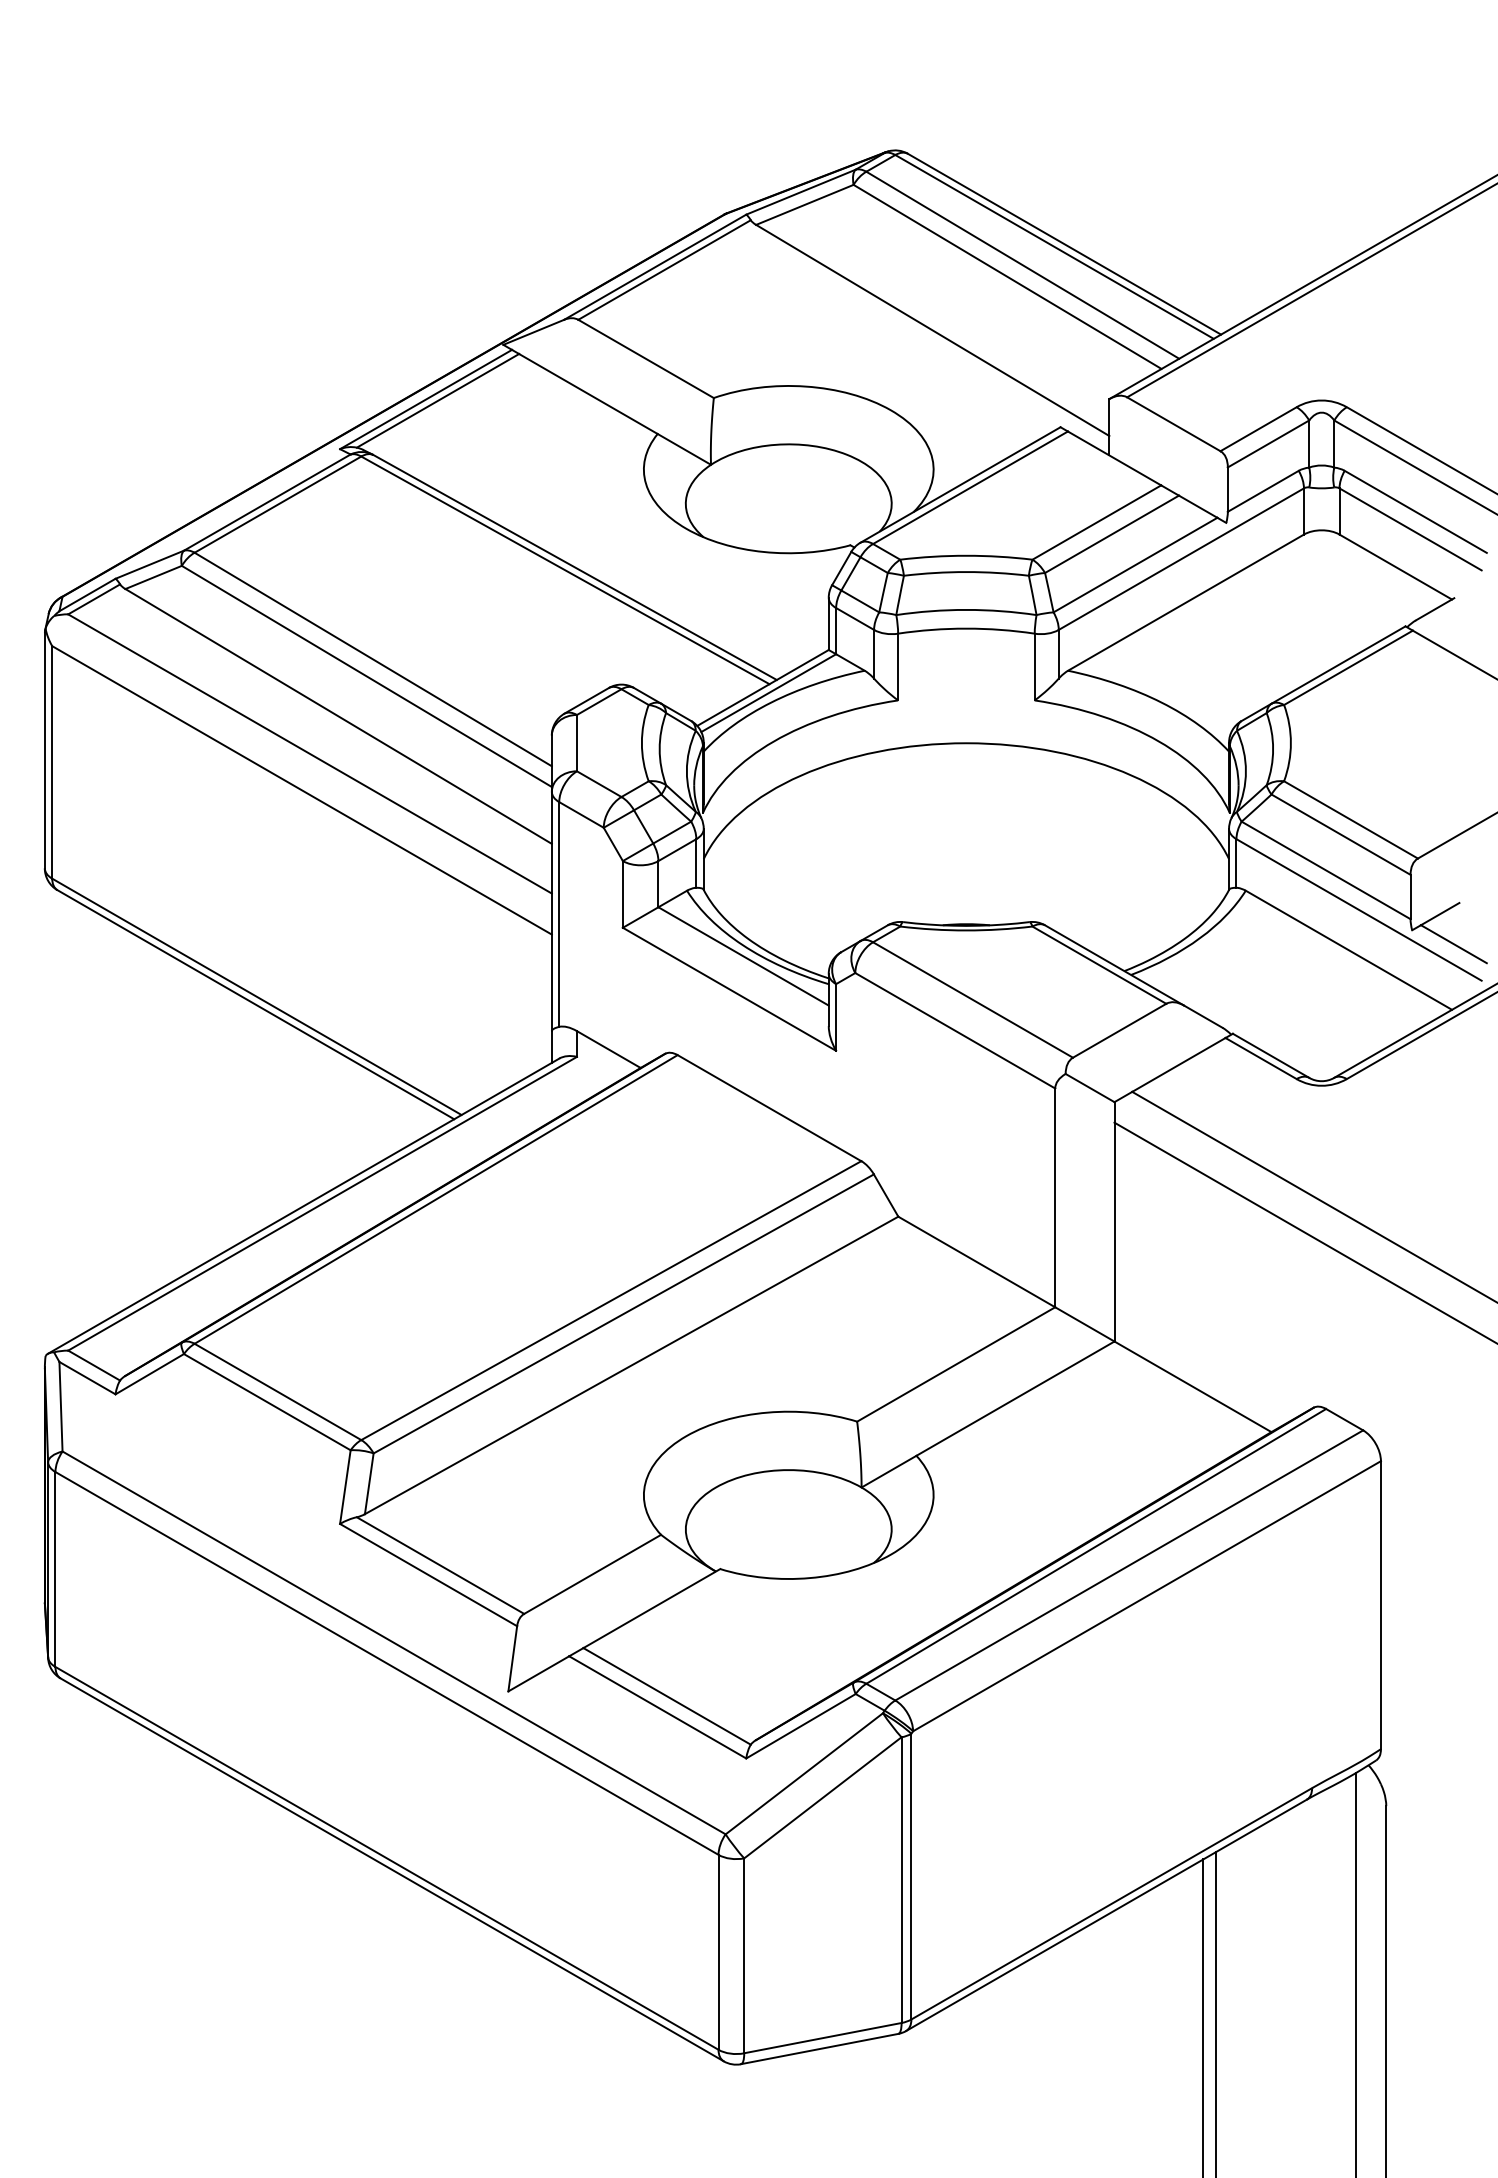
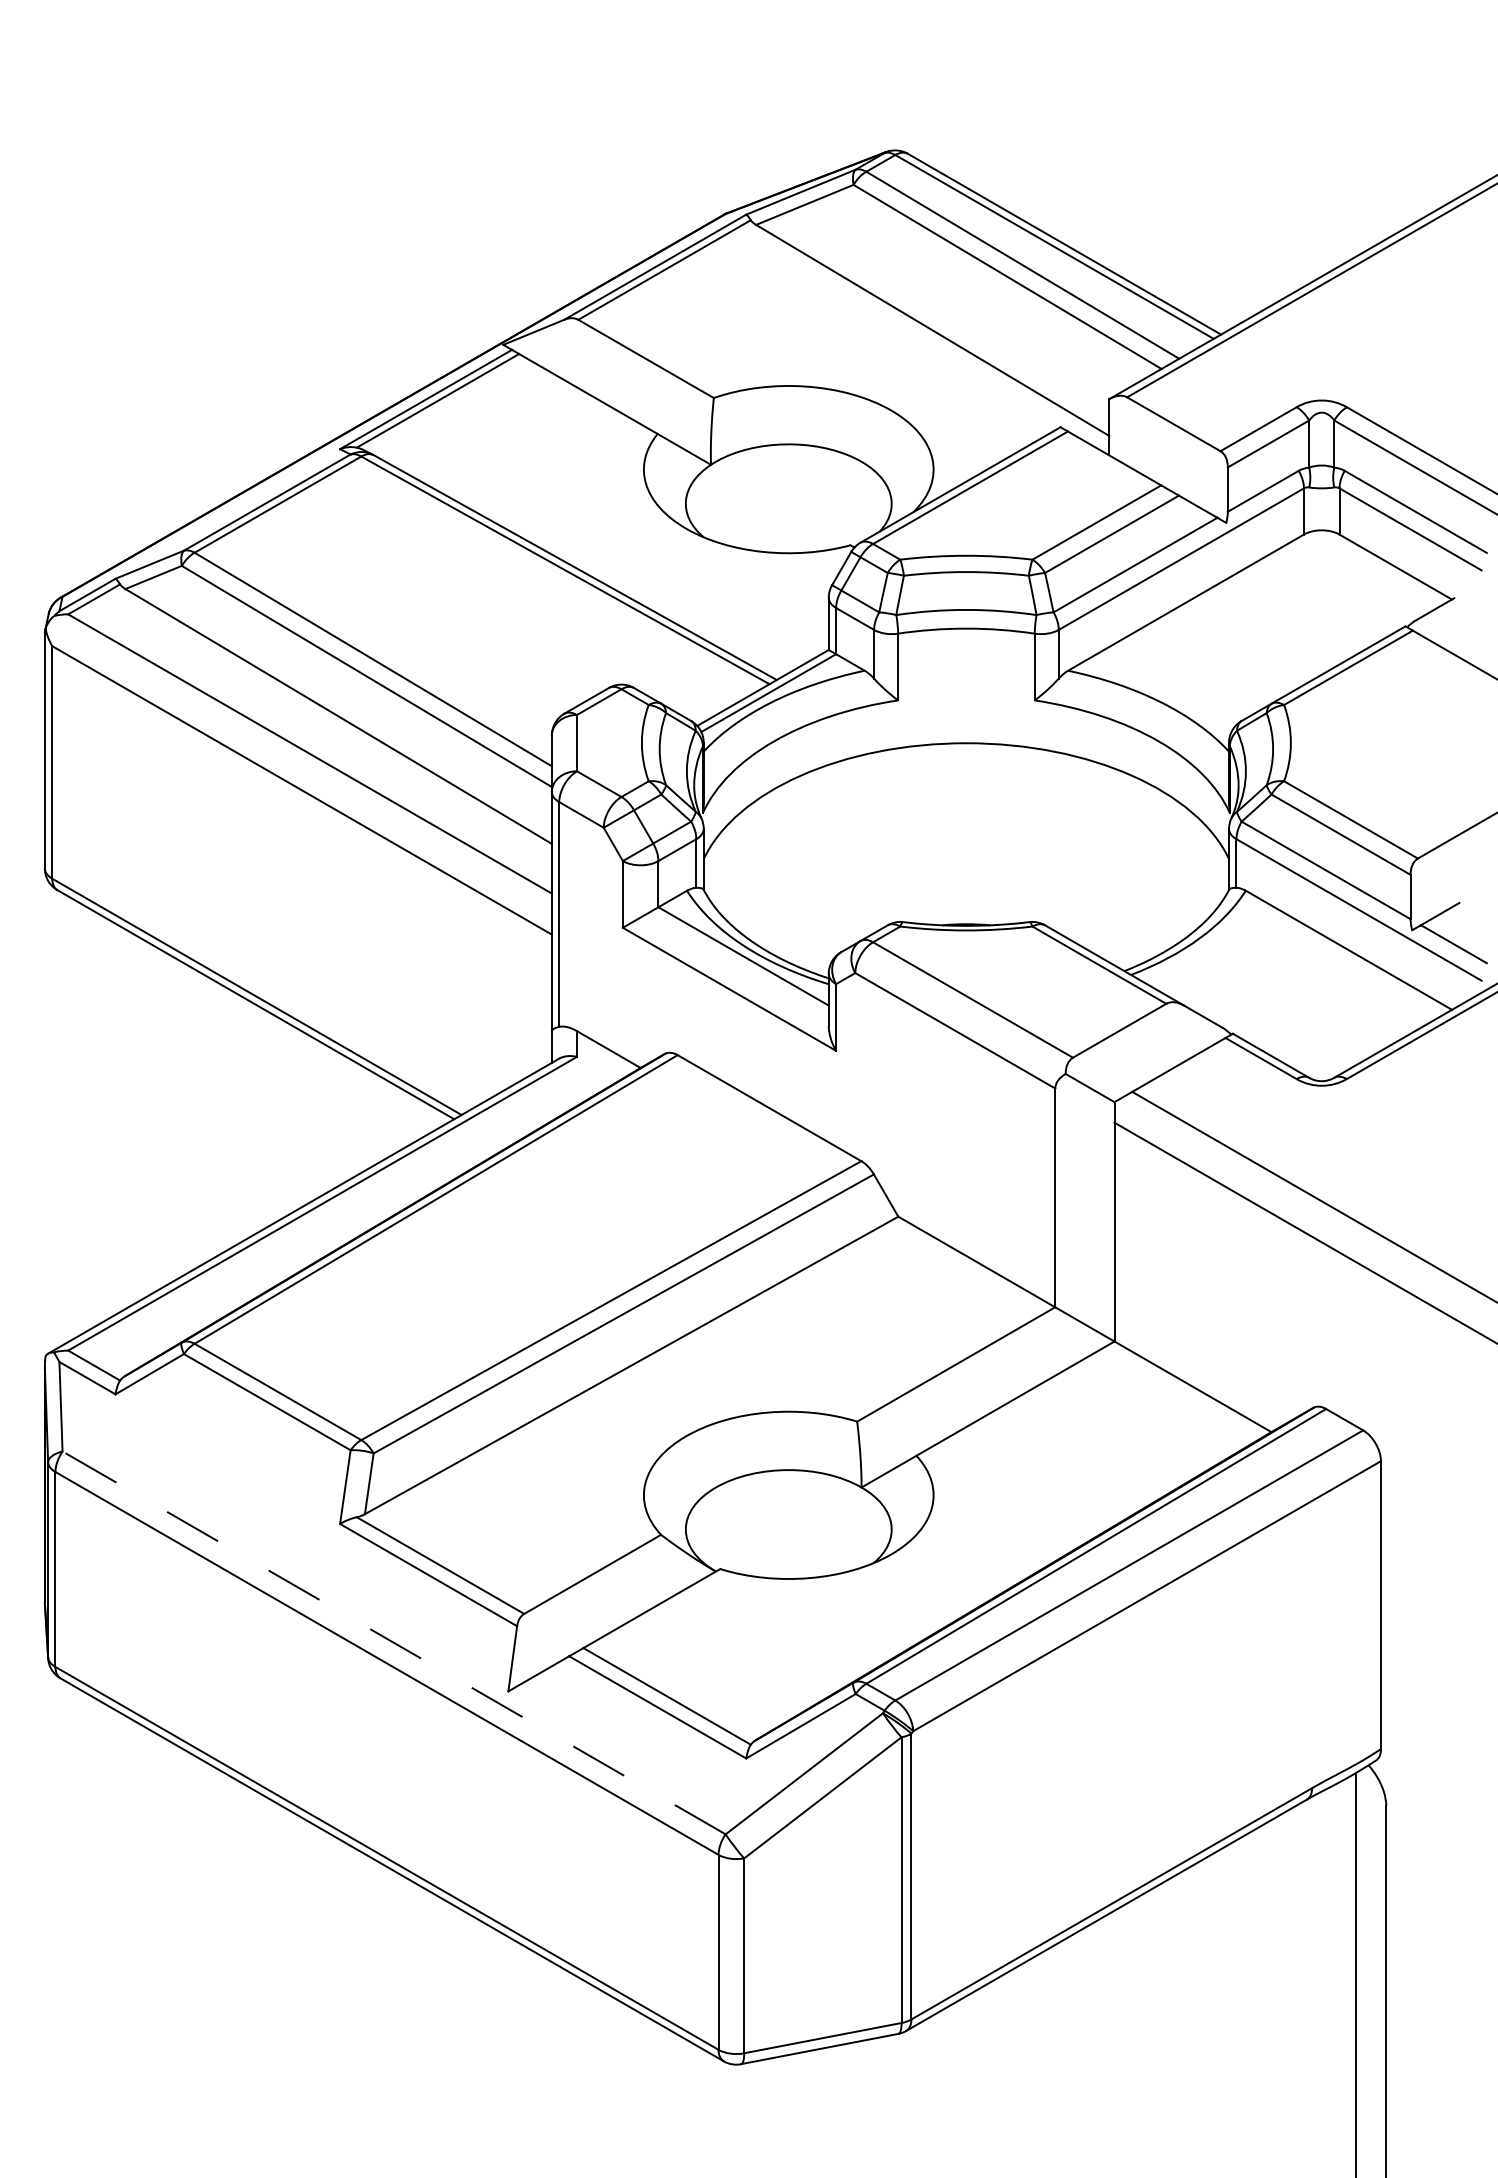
line: solid -> dashed (394, 1642)
line: present -> none (1215, 2013)
line: present -> none (1203, 2016)
